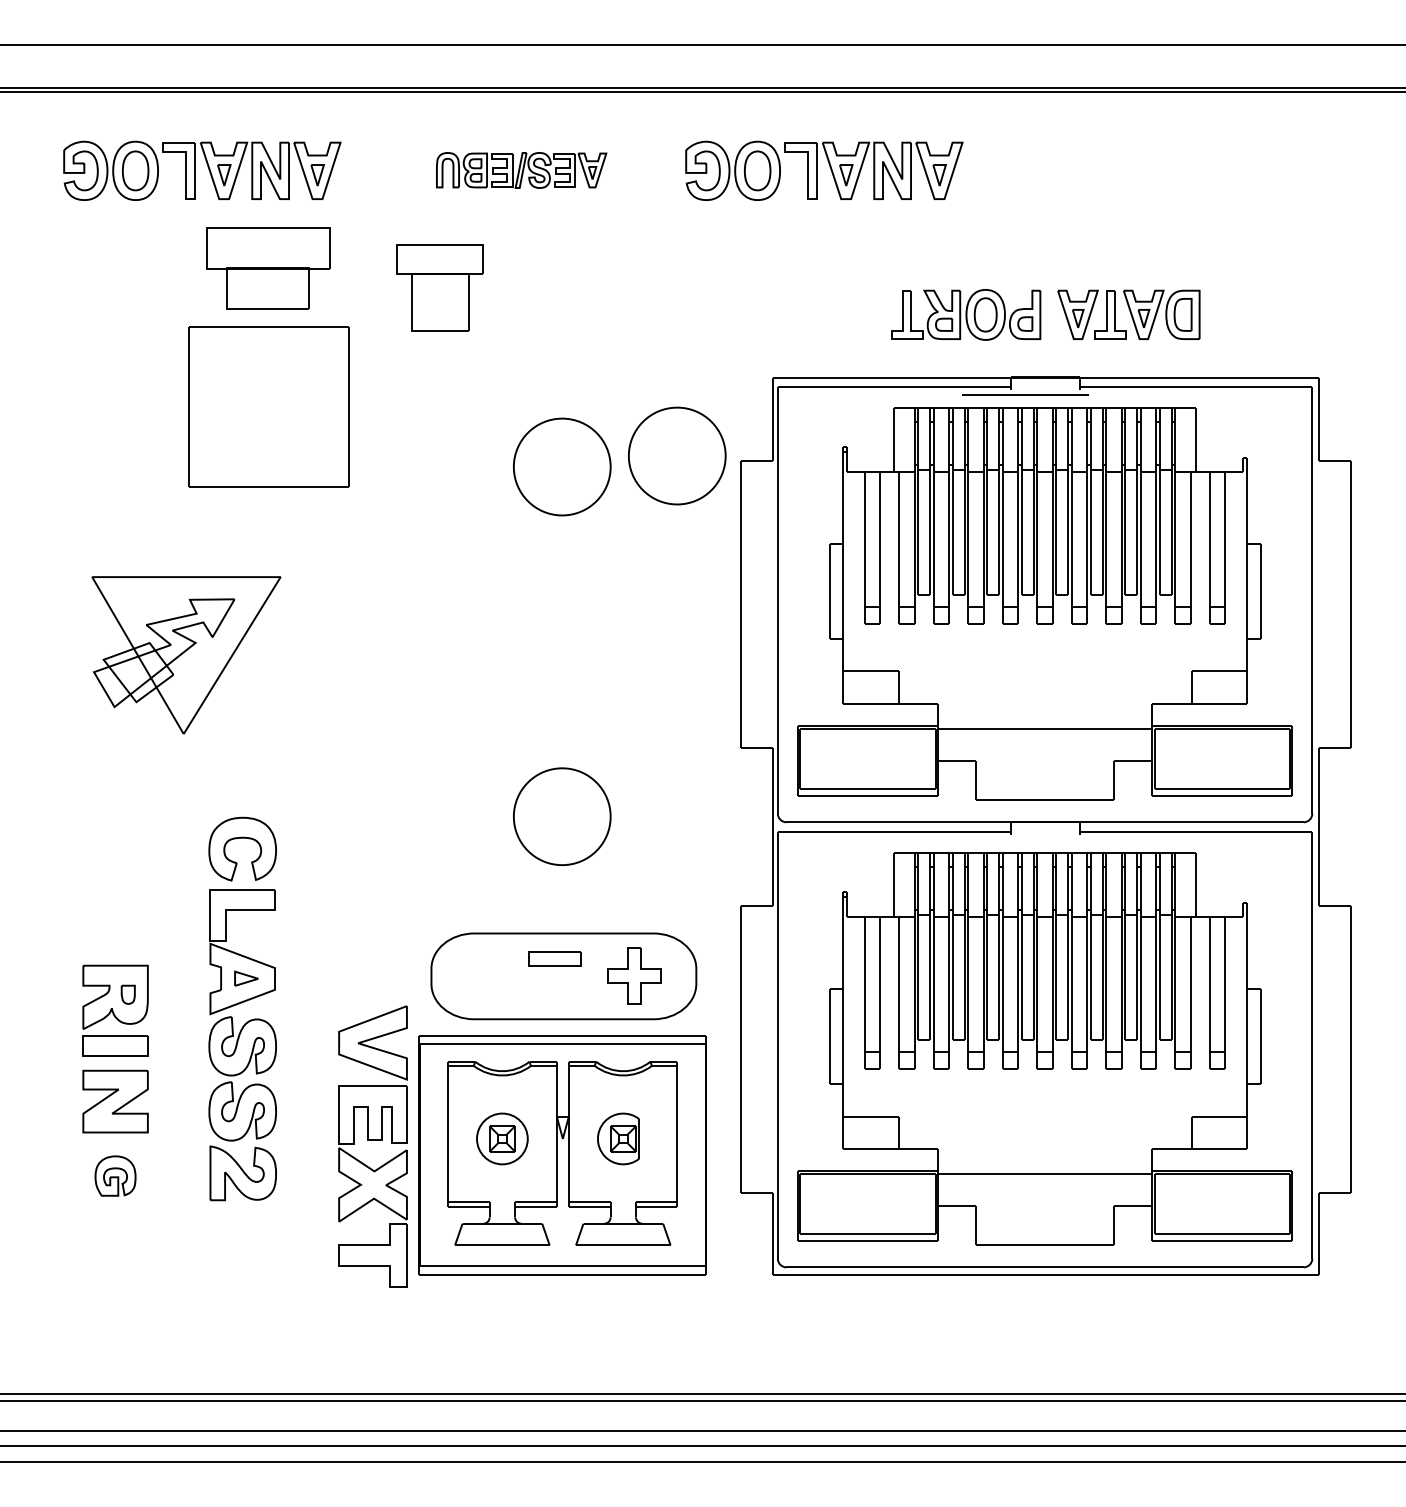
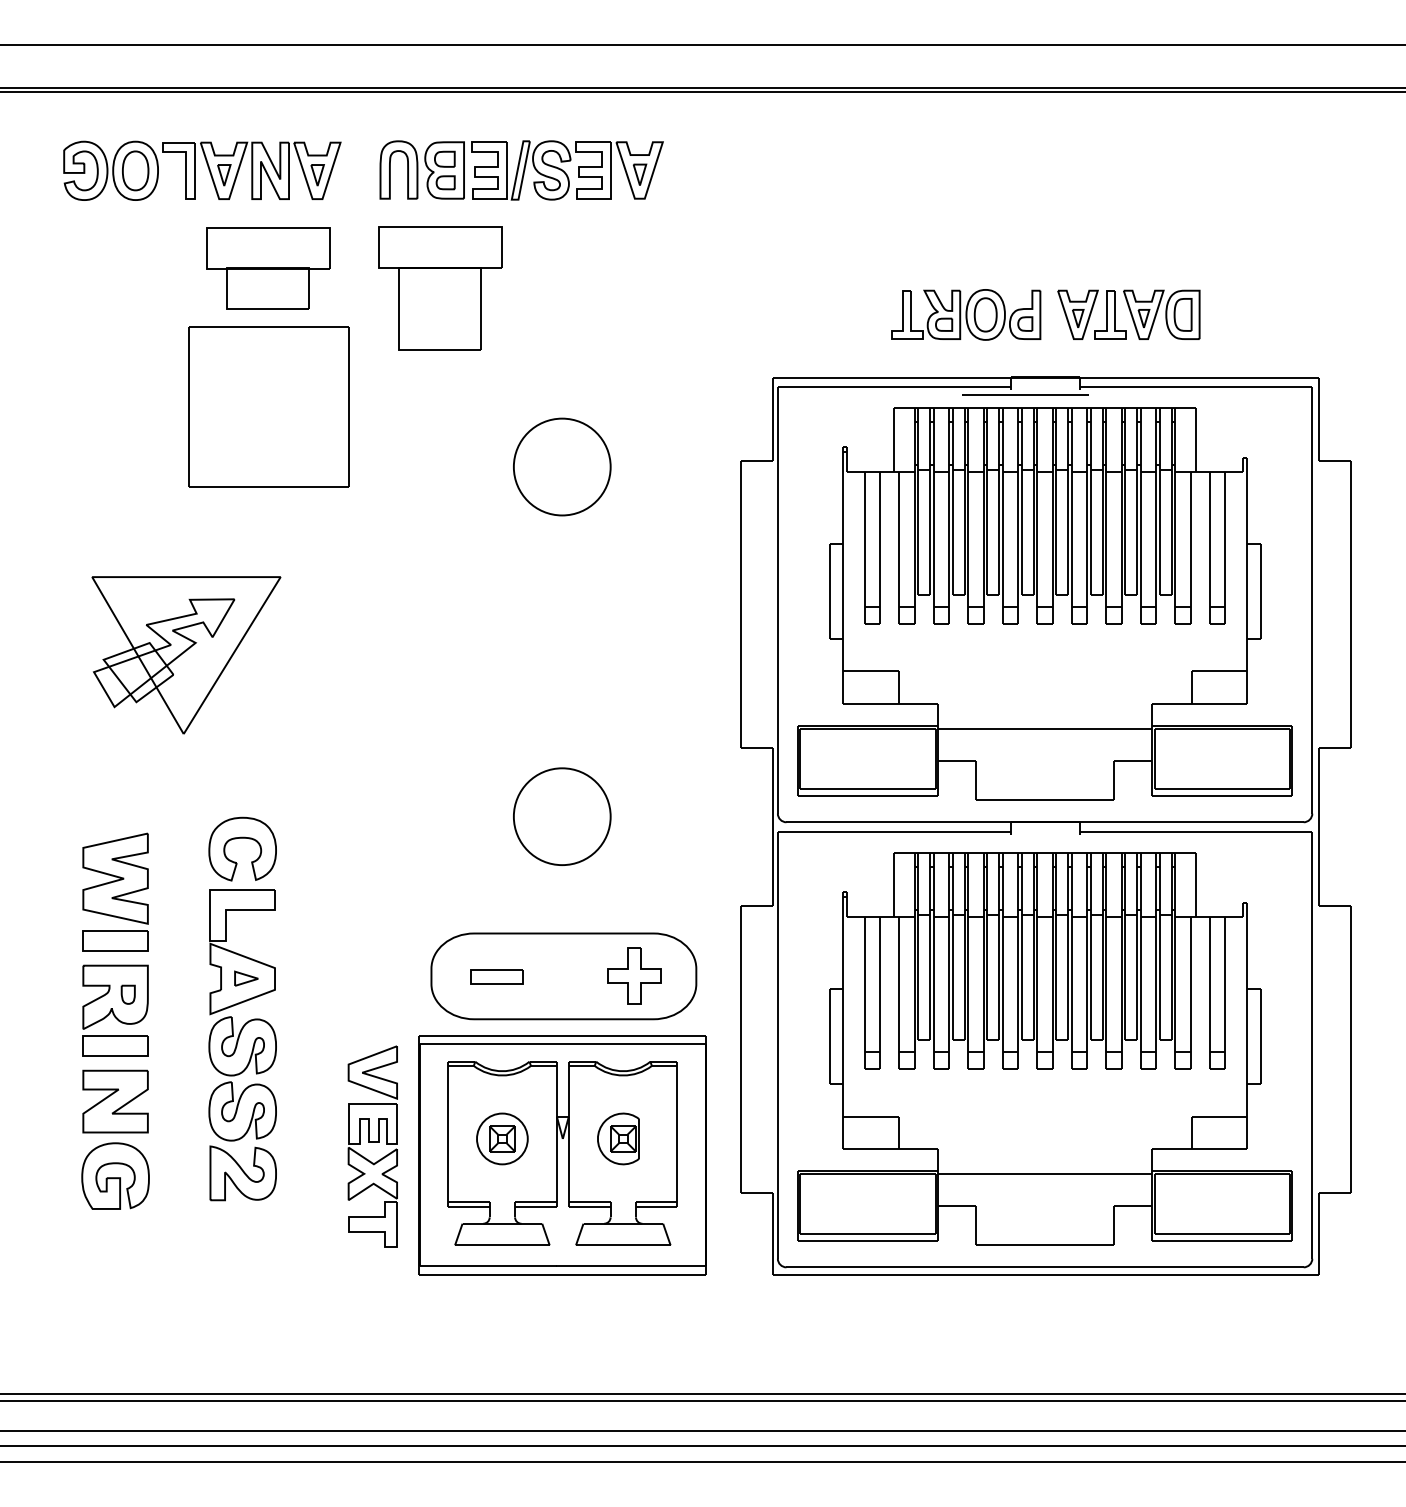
part size: 172x37 px -> 285x61 px (521, 170)
part: present -> none (824, 170)
part size: 88x88 px -> 125x125 px (440, 288)
part: present -> none (677, 455)
part: none -> present (115, 891)
part position: (554, 958) -> (496, 976) (496, 976)
part size: 70x283 px -> 51x203 px (372, 1146)
part size: 43x42 px -> 69x68 px (115, 1175)
